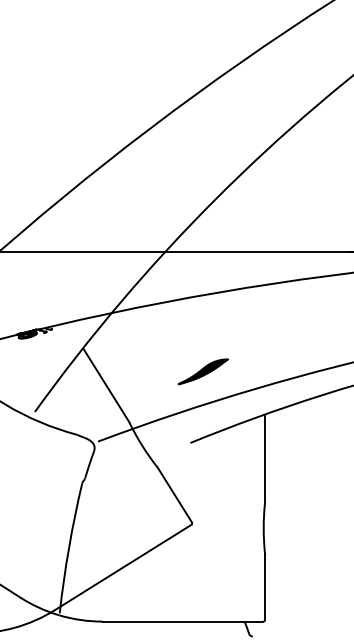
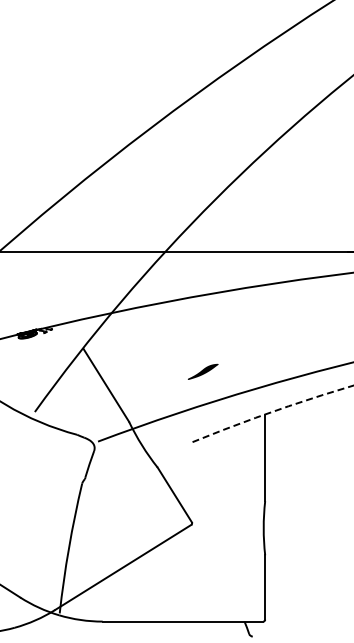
part size: 52x28 px -> 31x17 px (203, 371)
arc: solid -> dashed (270, 412)
